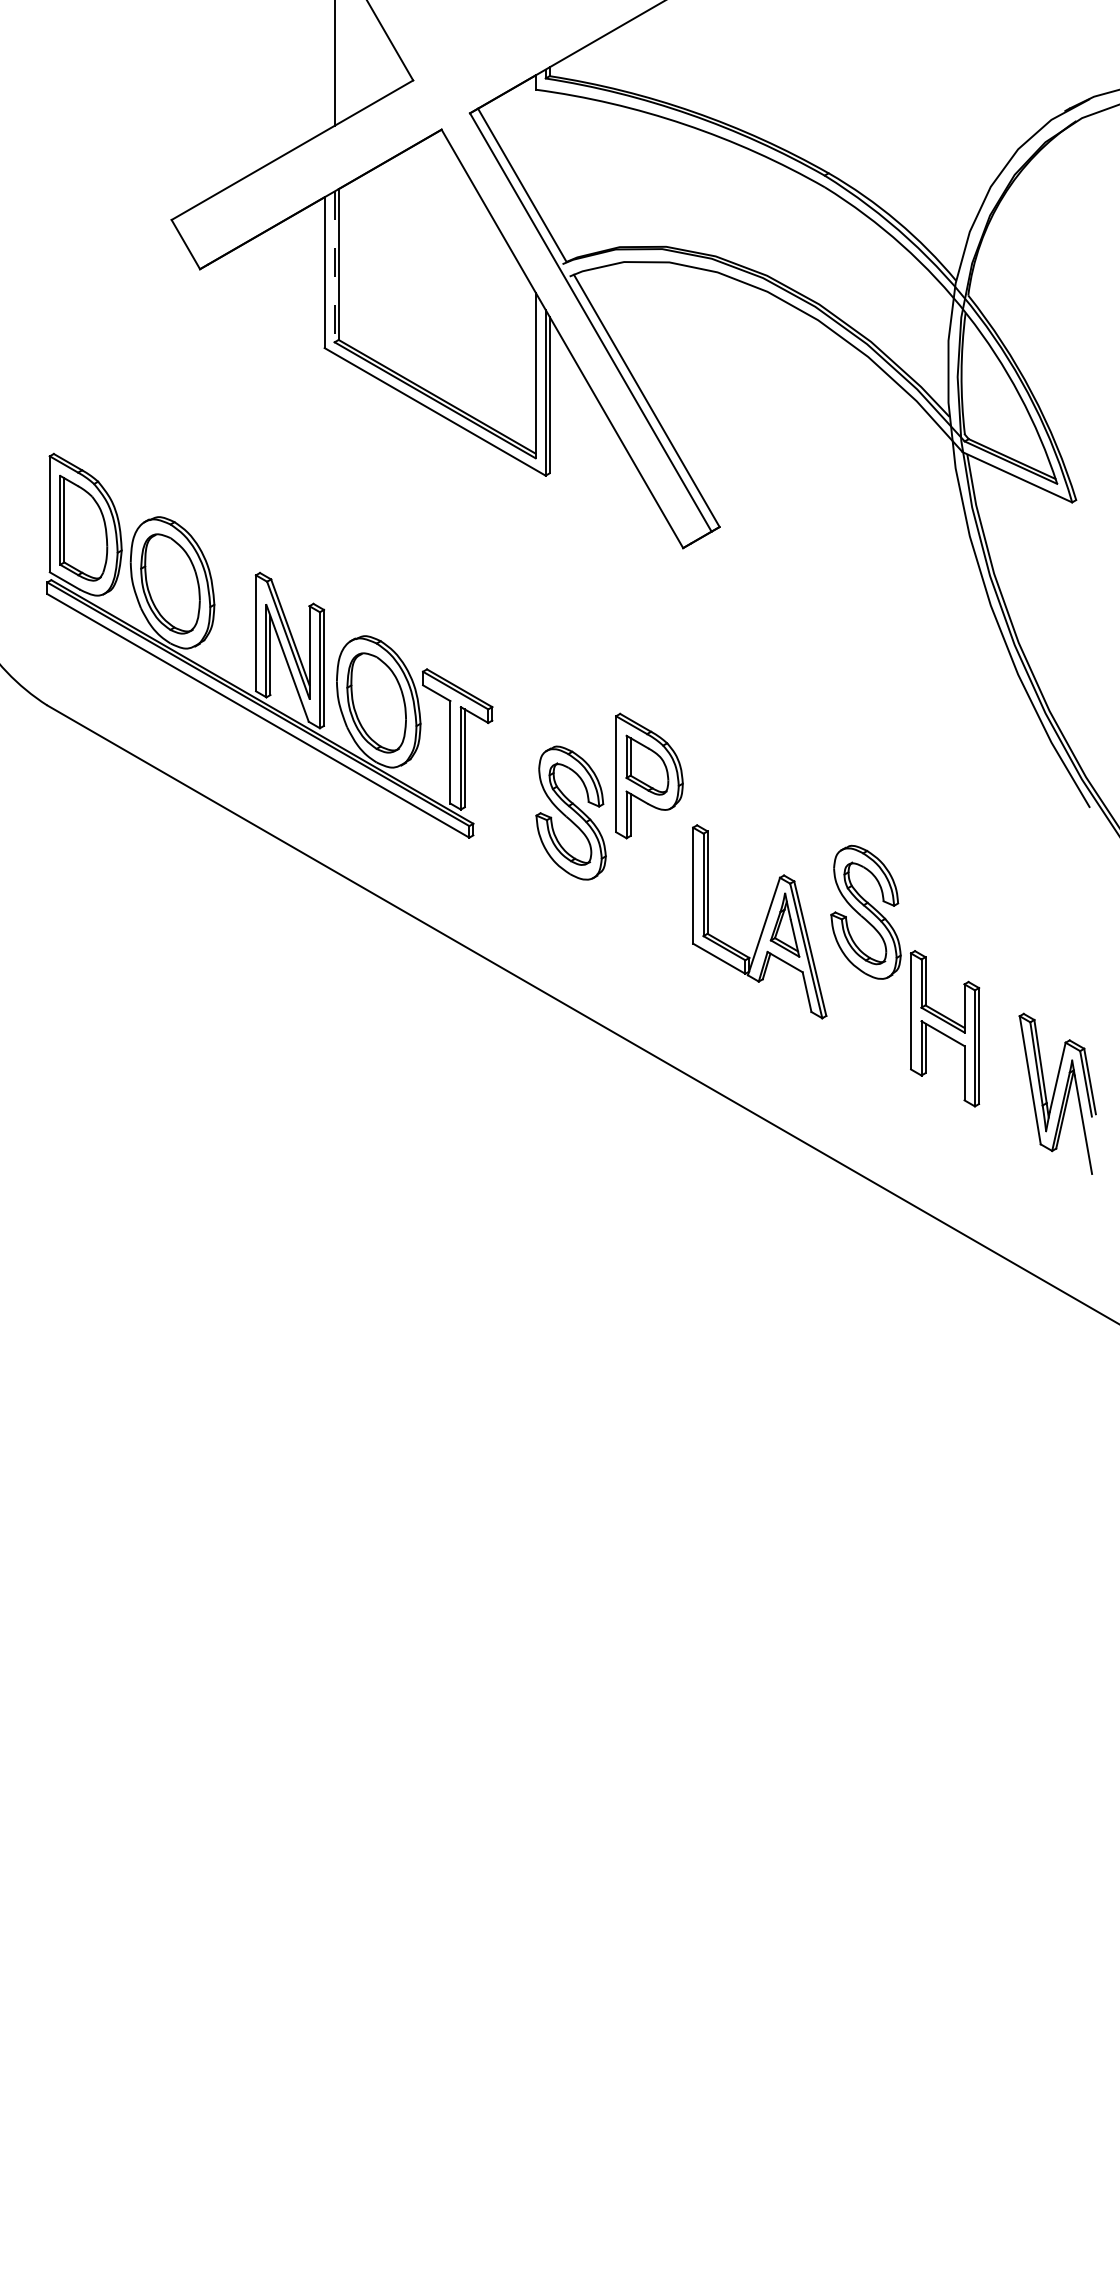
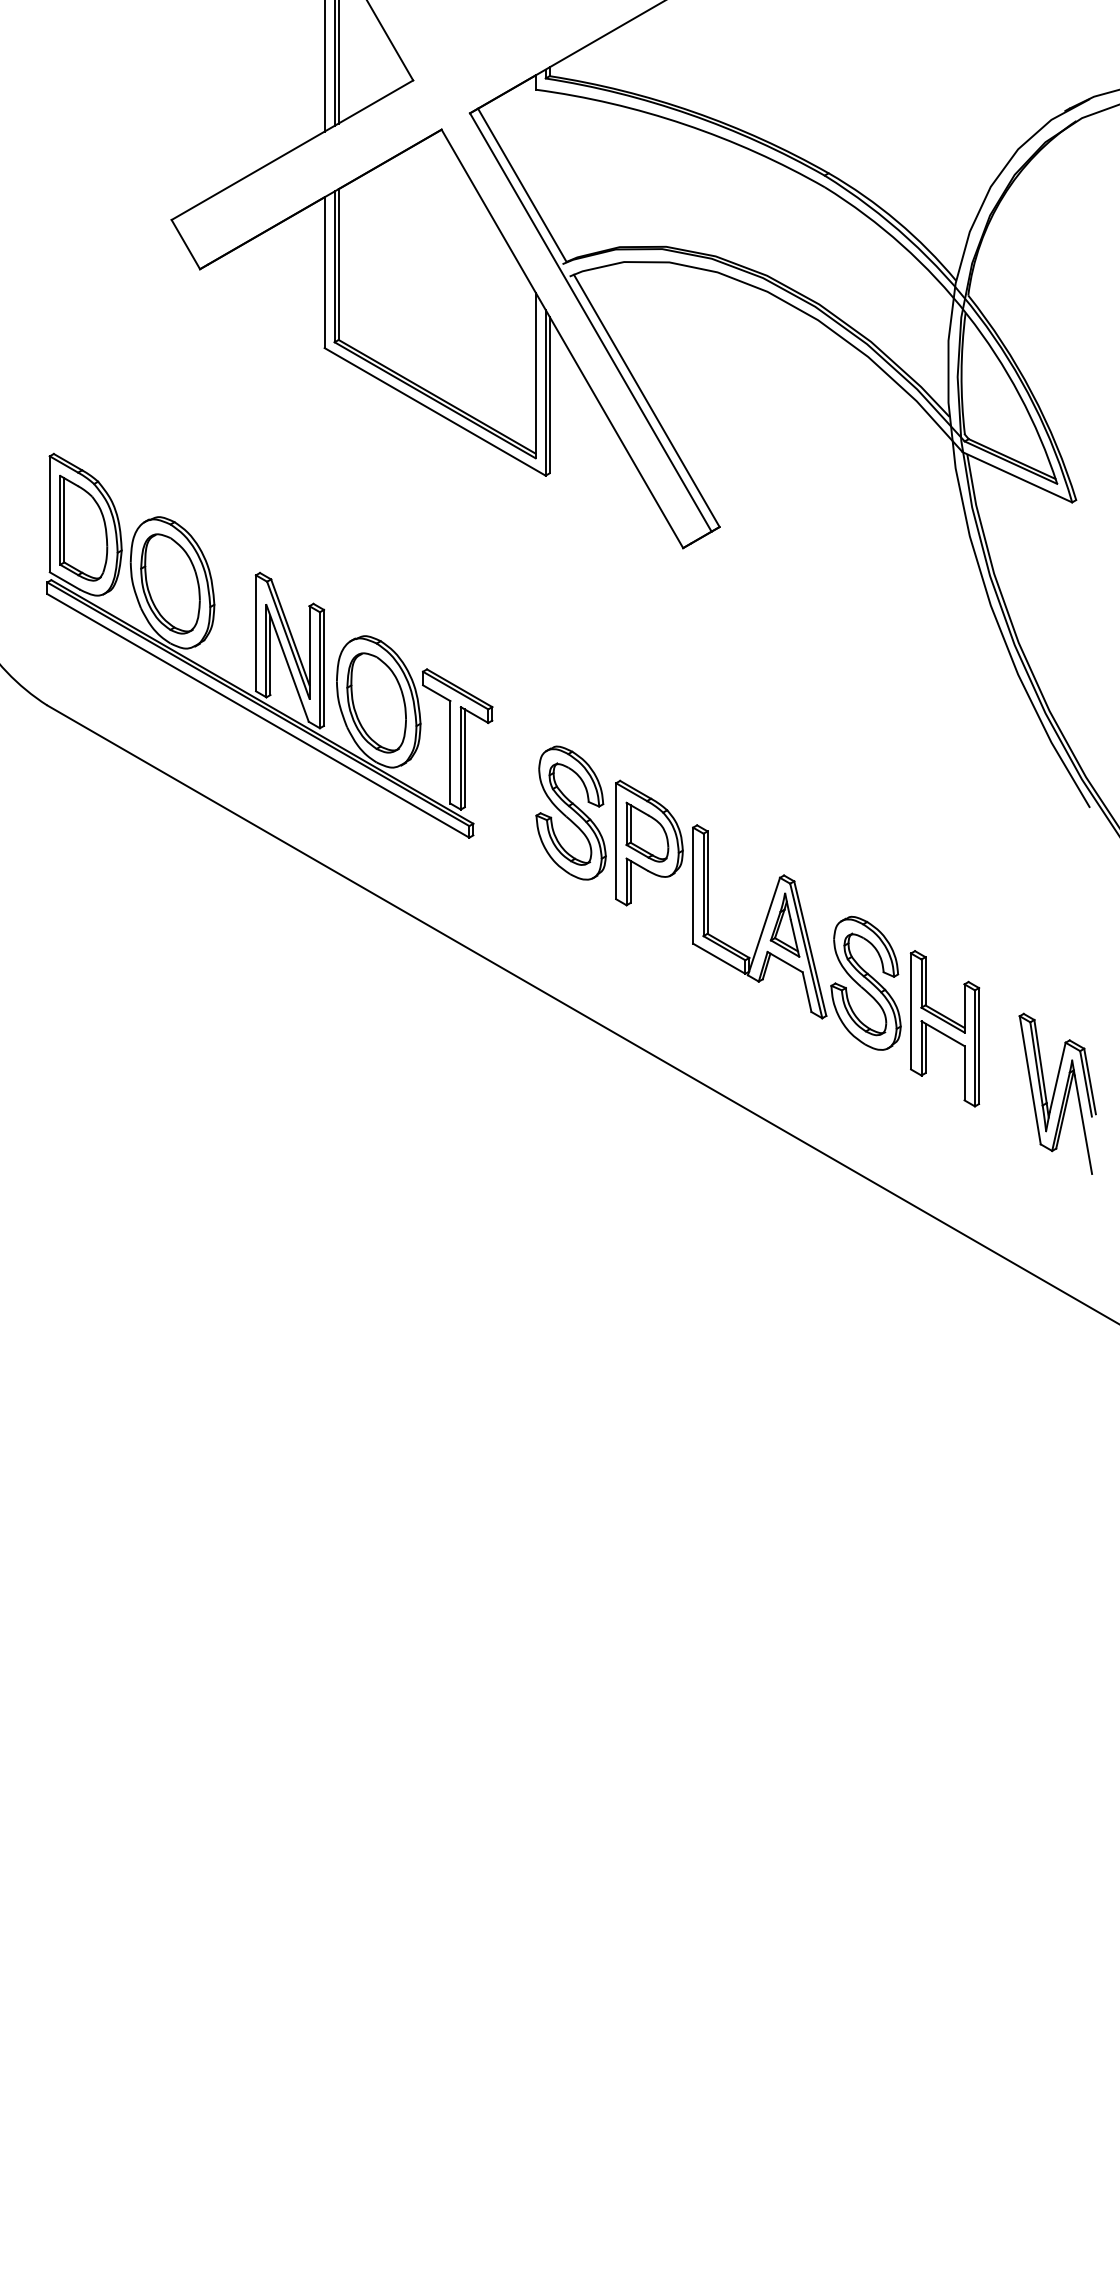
line: none -> present (338, 62)
line: none -> present (324, 66)
line: dashed -> solid (334, 267)
part position: (649, 775) -> (649, 842) (649, 842)
part position: (865, 911) -> (865, 982) (865, 982)
